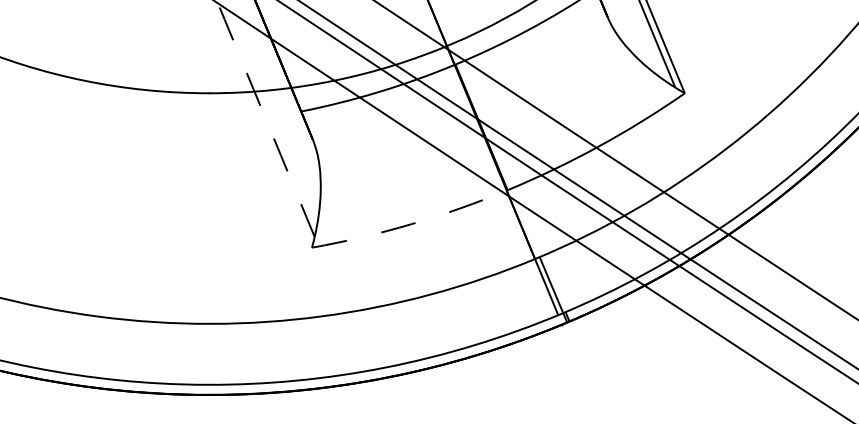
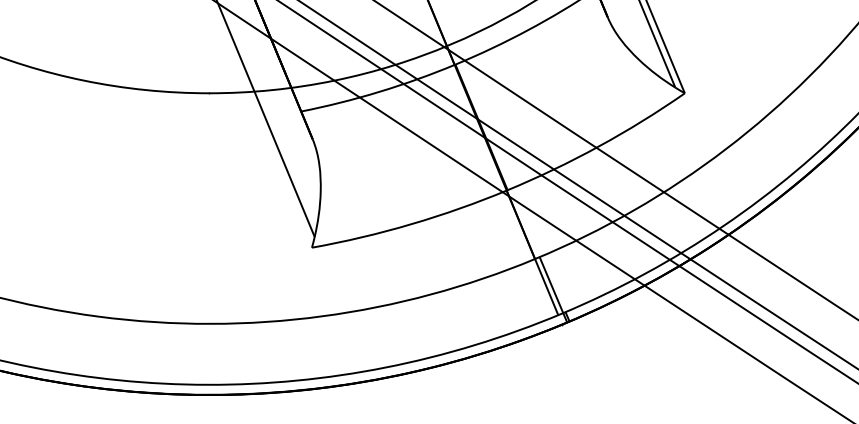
arc: dashed -> solid (265, 118)
arc: dashed -> solid (411, 224)
